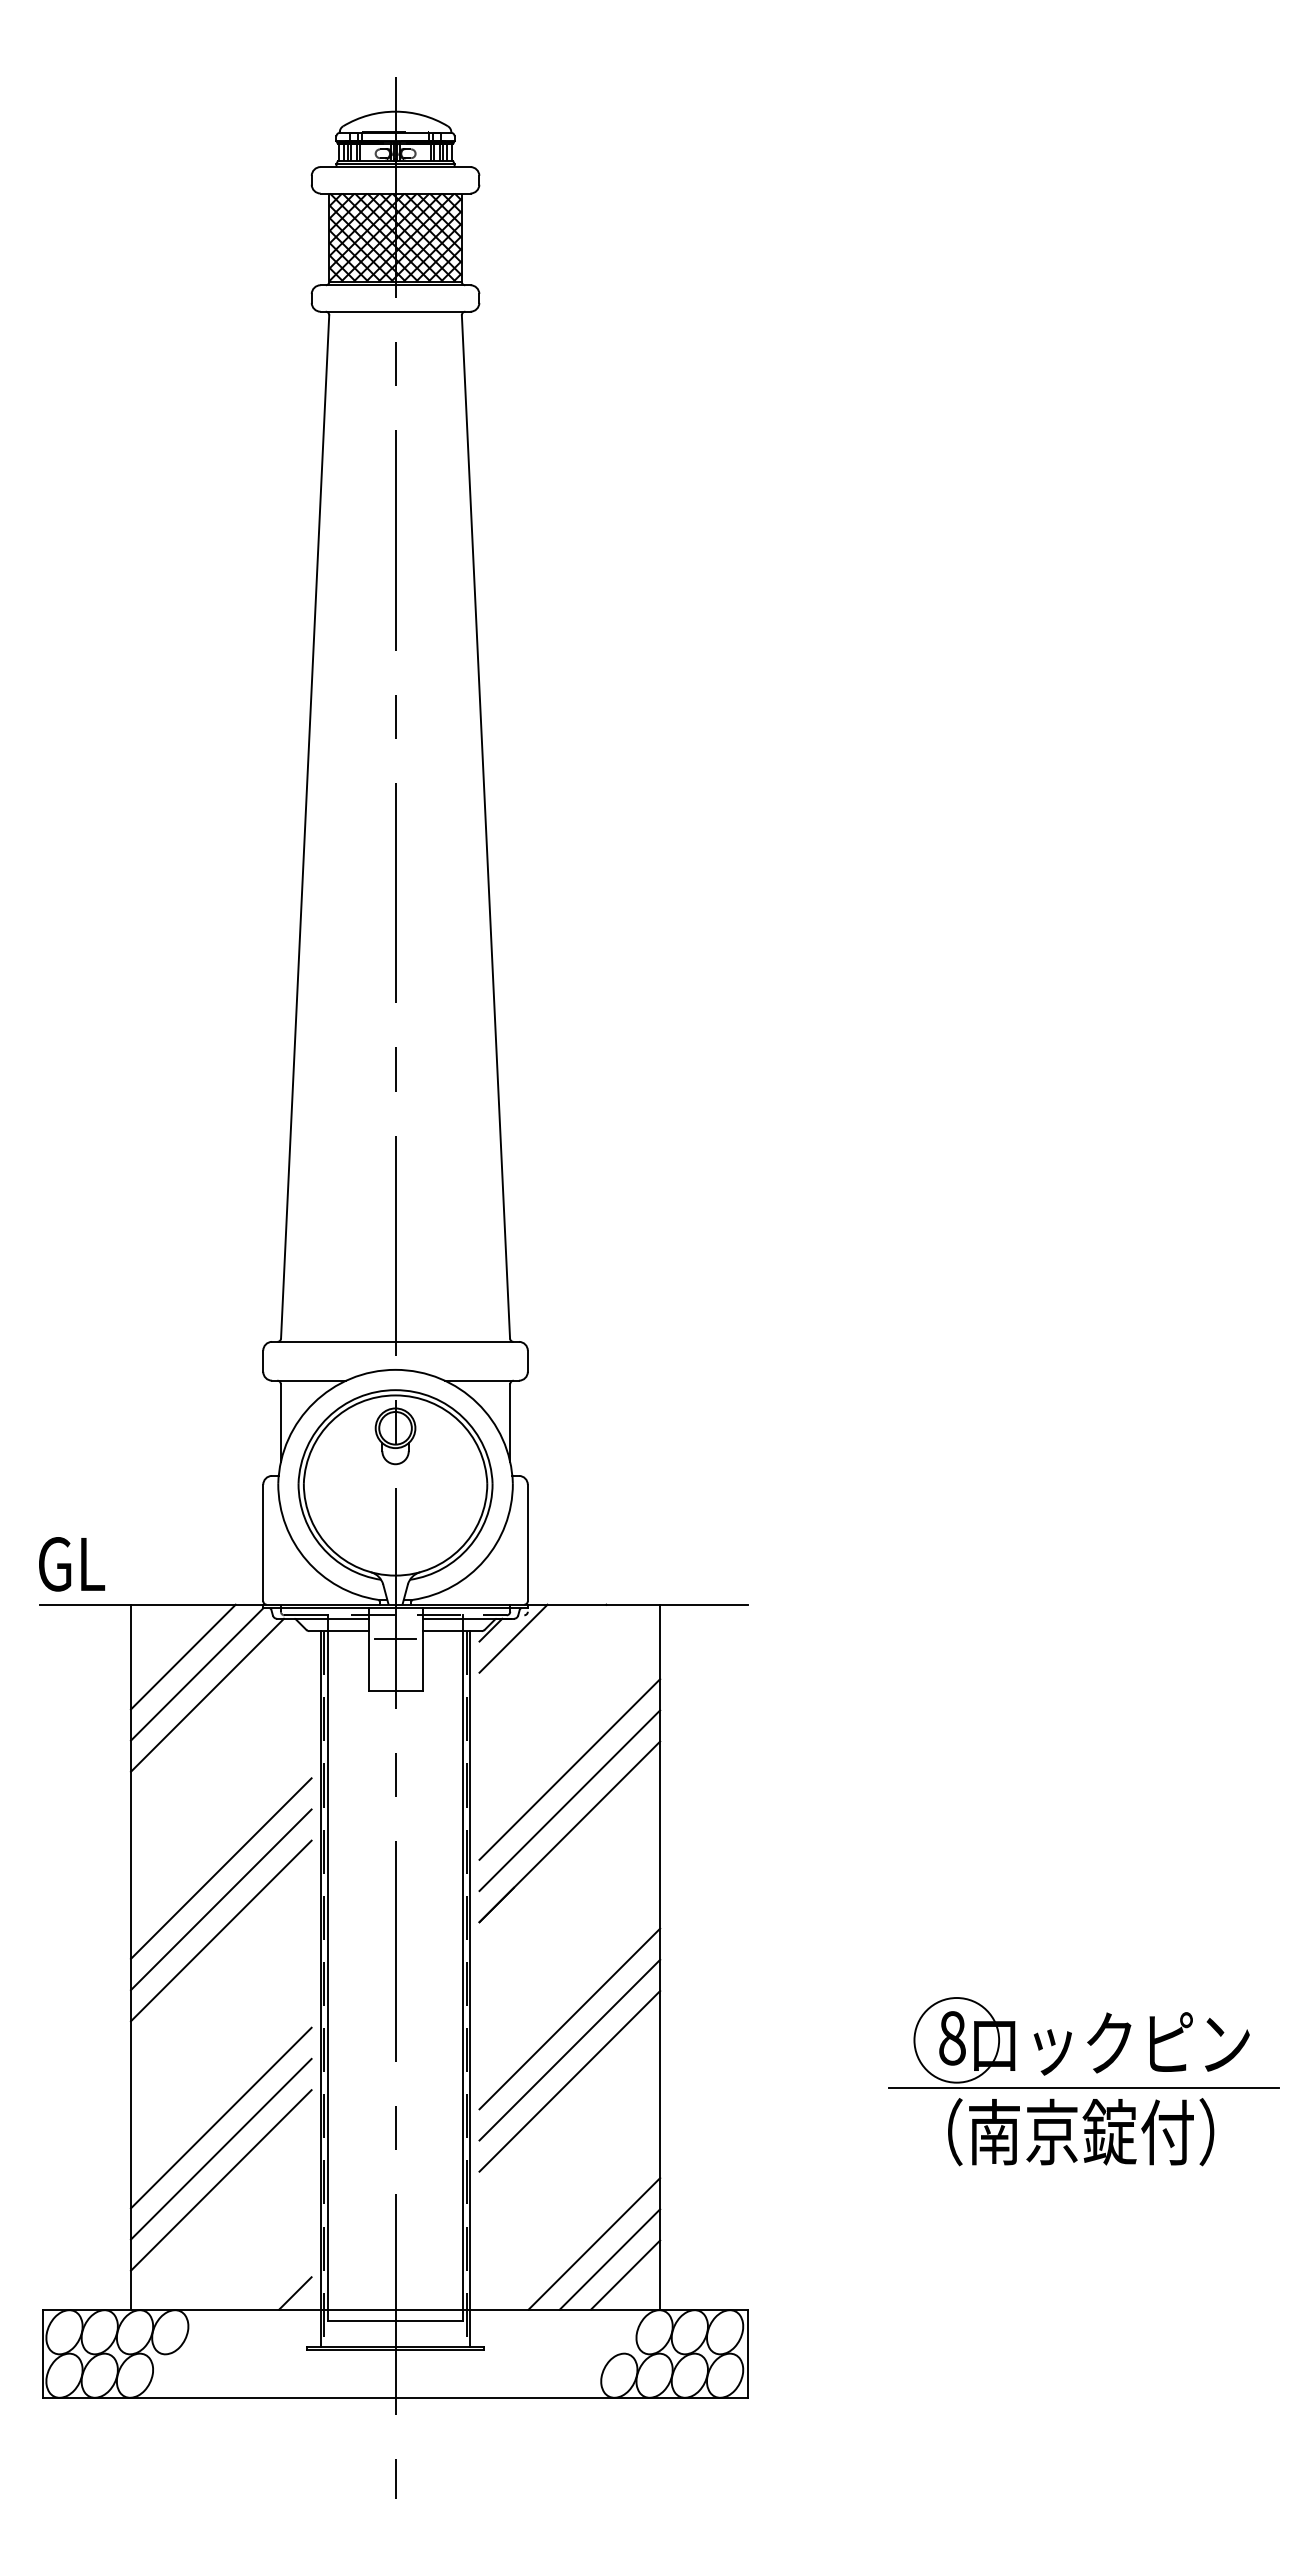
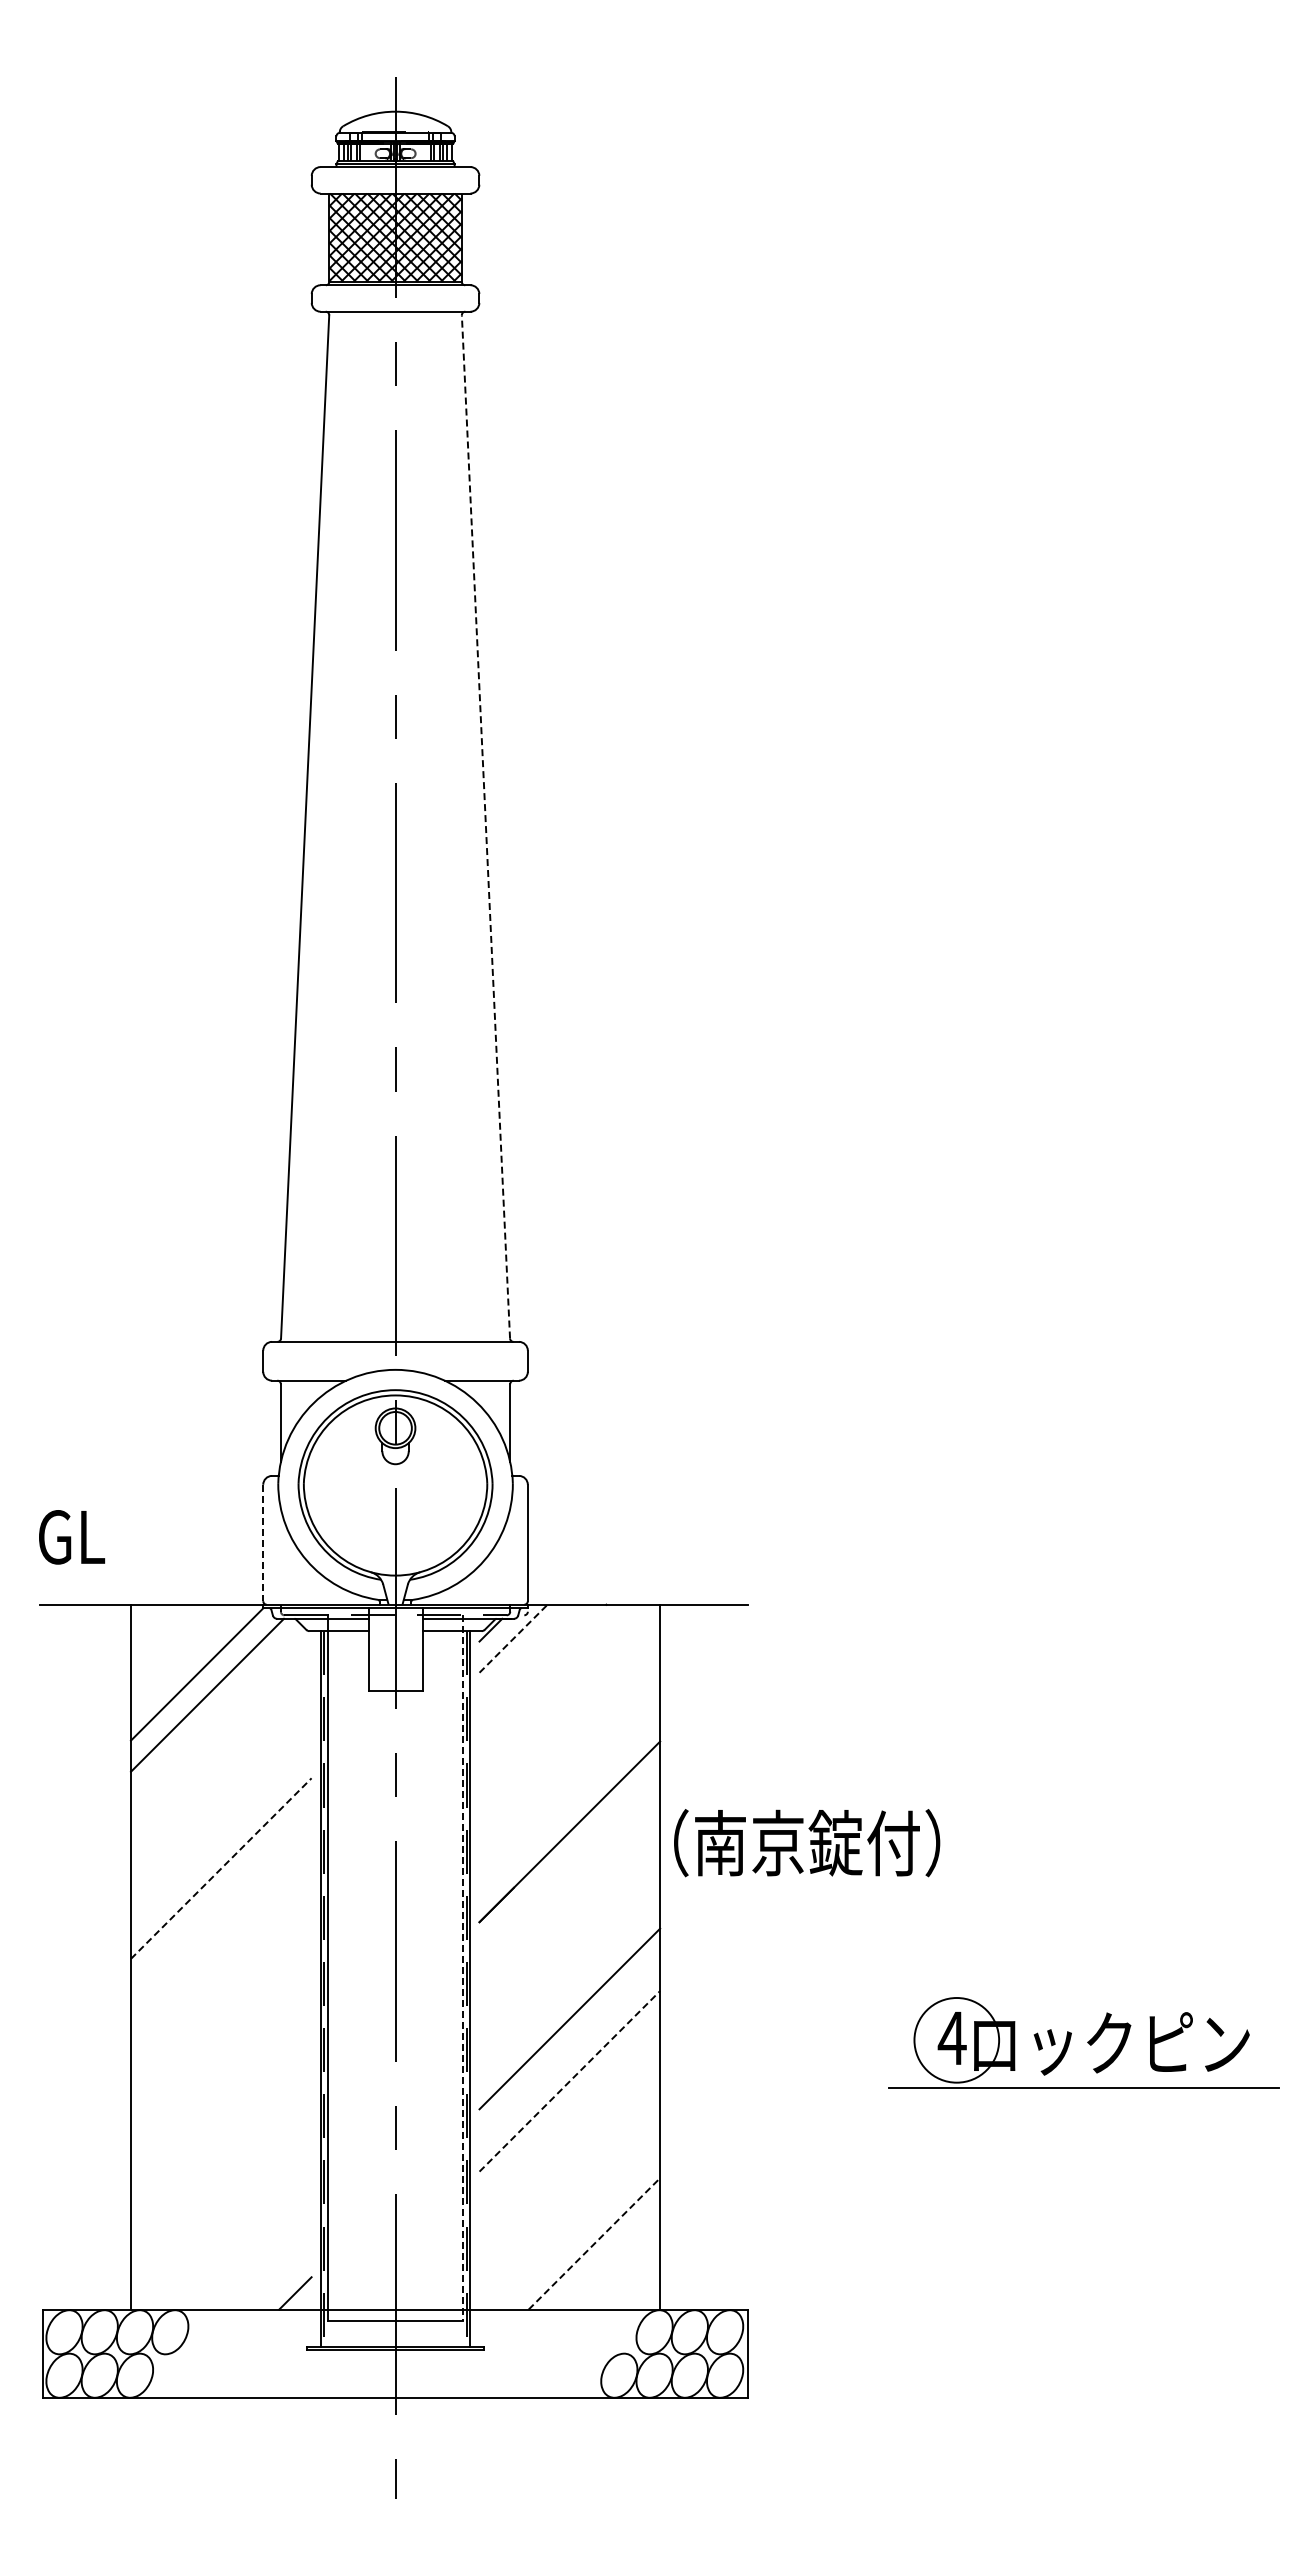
line: solid -> dashed (485, 826)
line: solid -> dashed (263, 1543)
text position: (72, 1564) -> (72, 1537) (72, 1537)
line: solid -> dashed (513, 1638)
line: present -> none (395, 1639)
line: present -> none (182, 1656)
line: present -> none (569, 1769)
line: present -> none (569, 1800)
line: solid -> dashed (221, 1868)
line: present -> none (220, 1899)
line: present -> none (220, 1930)
line: solid -> dashed (462, 1968)
text: 8 -> 4 (951, 2038)
line: present -> none (569, 2049)
line: solid -> dashed (569, 2081)
line: present -> none (220, 2117)
text position: (1081, 2132) -> (807, 1843) (807, 1843)
line: present -> none (220, 2148)
line: present -> none (220, 2180)
line: solid -> dashed (594, 2243)
line: present -> none (609, 2259)
line: present -> none (625, 2274)
